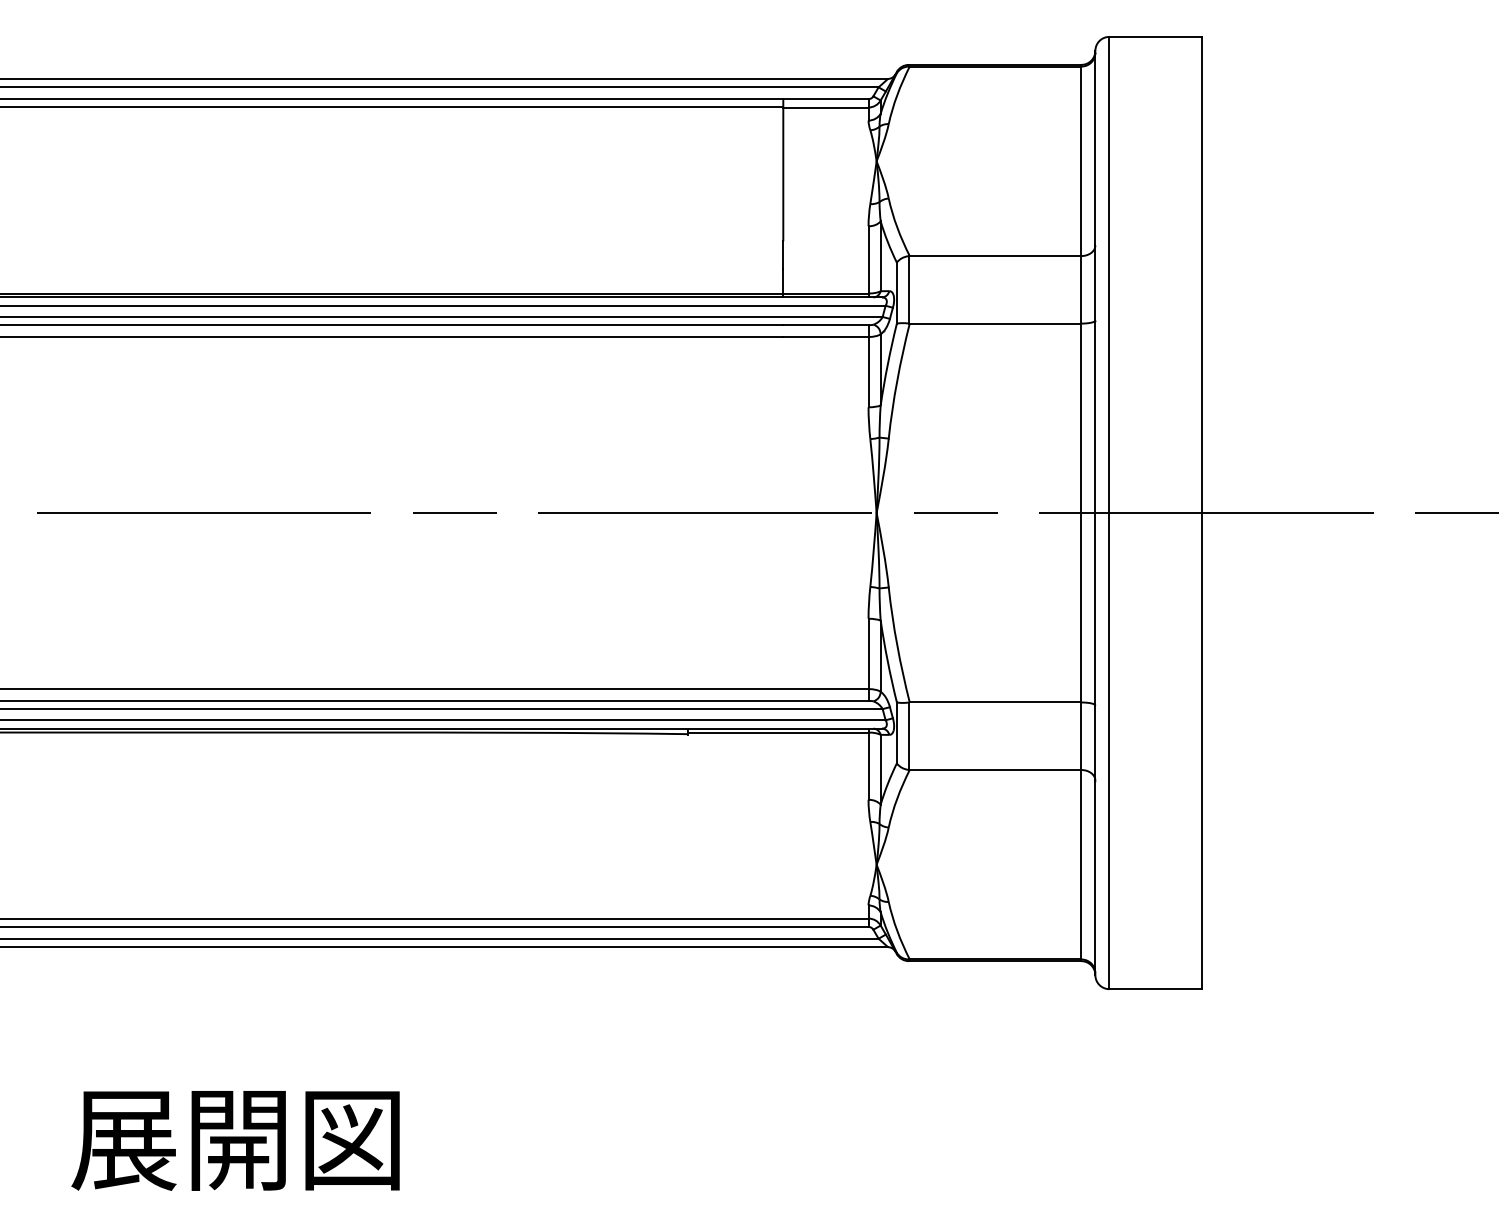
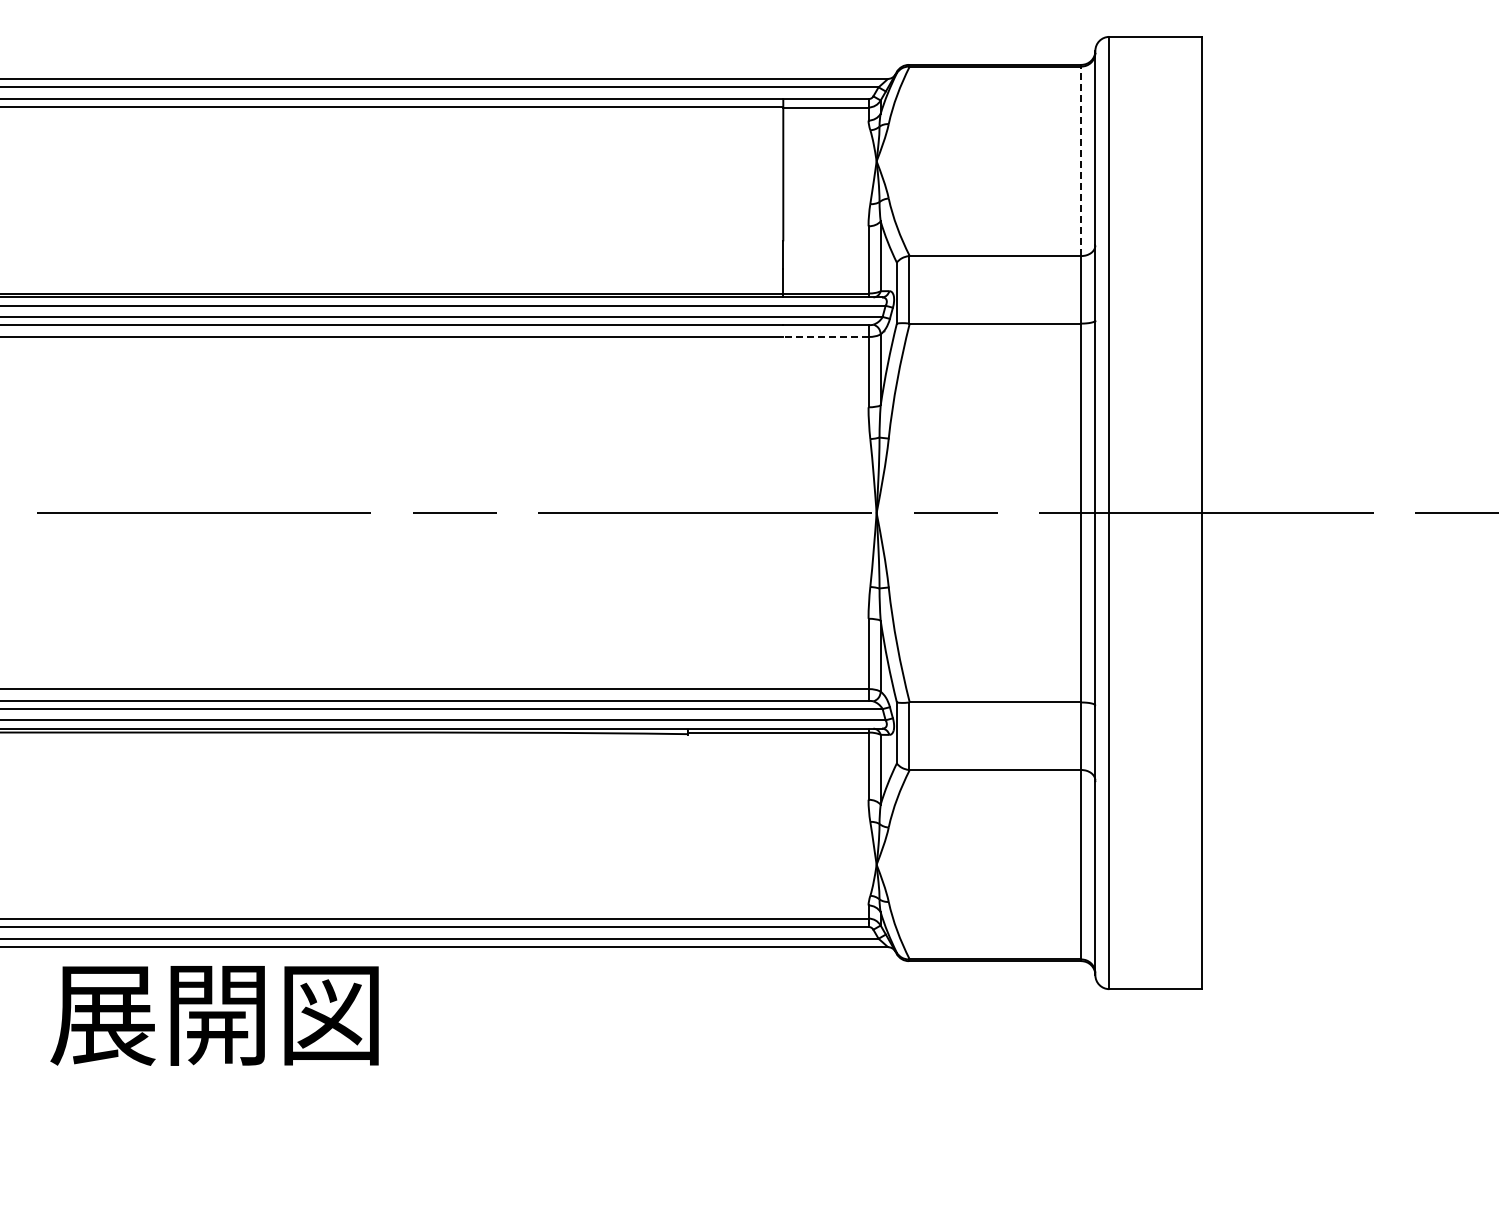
line: solid -> dashed (1081, 161)
line: solid -> dashed (825, 336)
text position: (235, 1140) -> (214, 1015) (214, 1015)
